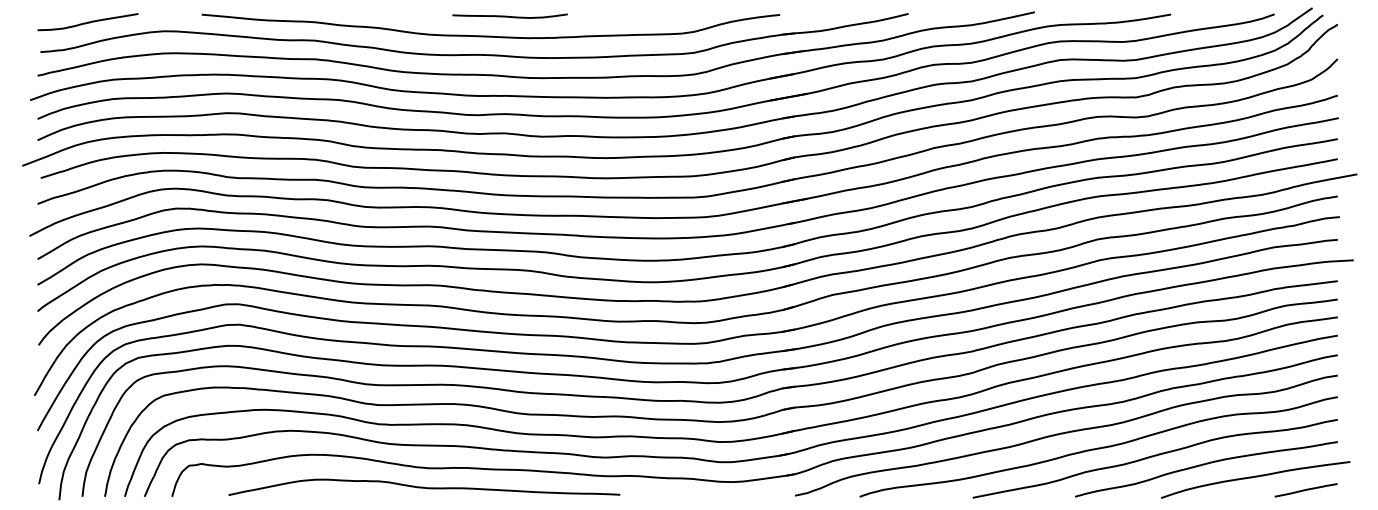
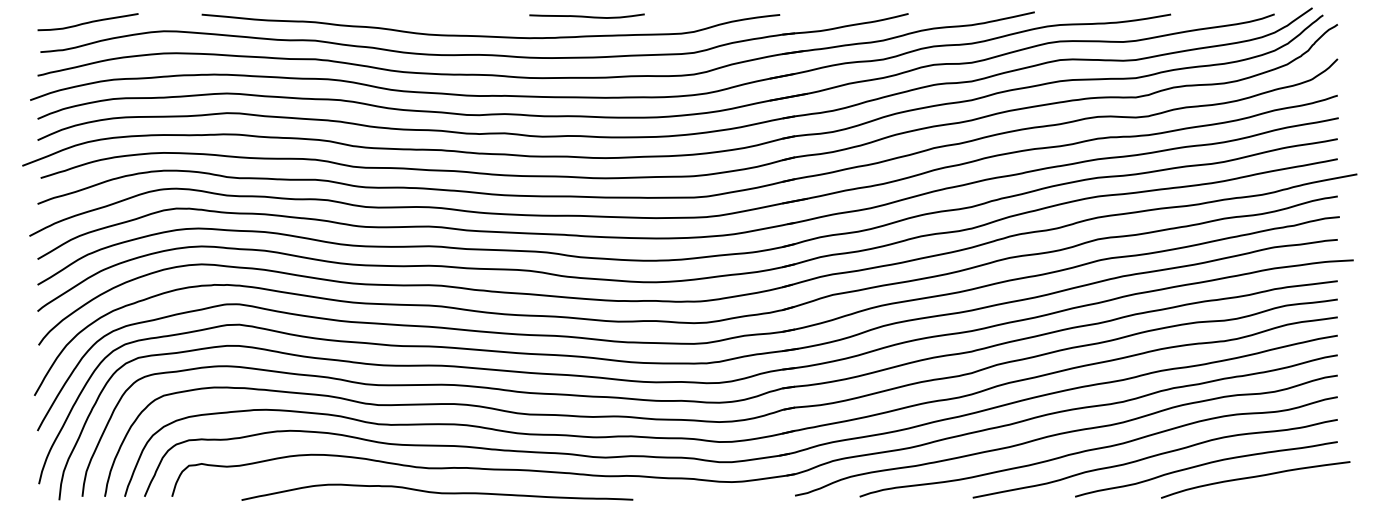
curve position: (509, 16) -> (586, 16) (586, 16)
curve position: (423, 486) -> (436, 491) (436, 491)
line: present -> none (1305, 490)
